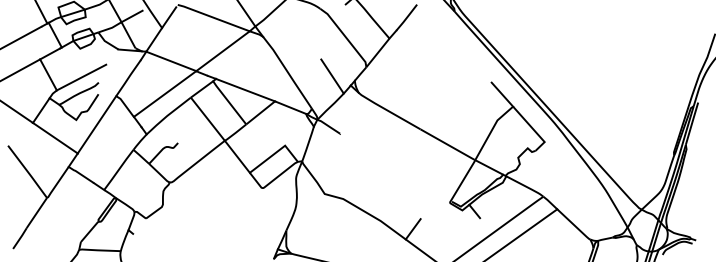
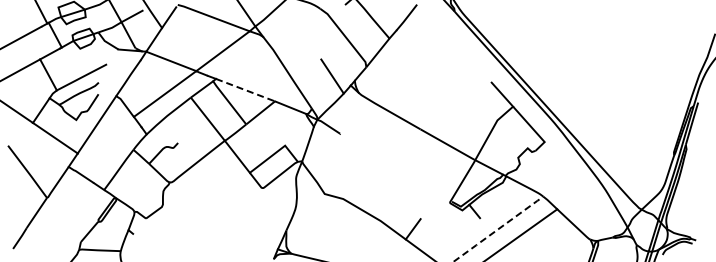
line: solid -> dashed (245, 90)
line: solid -> dashed (498, 228)
